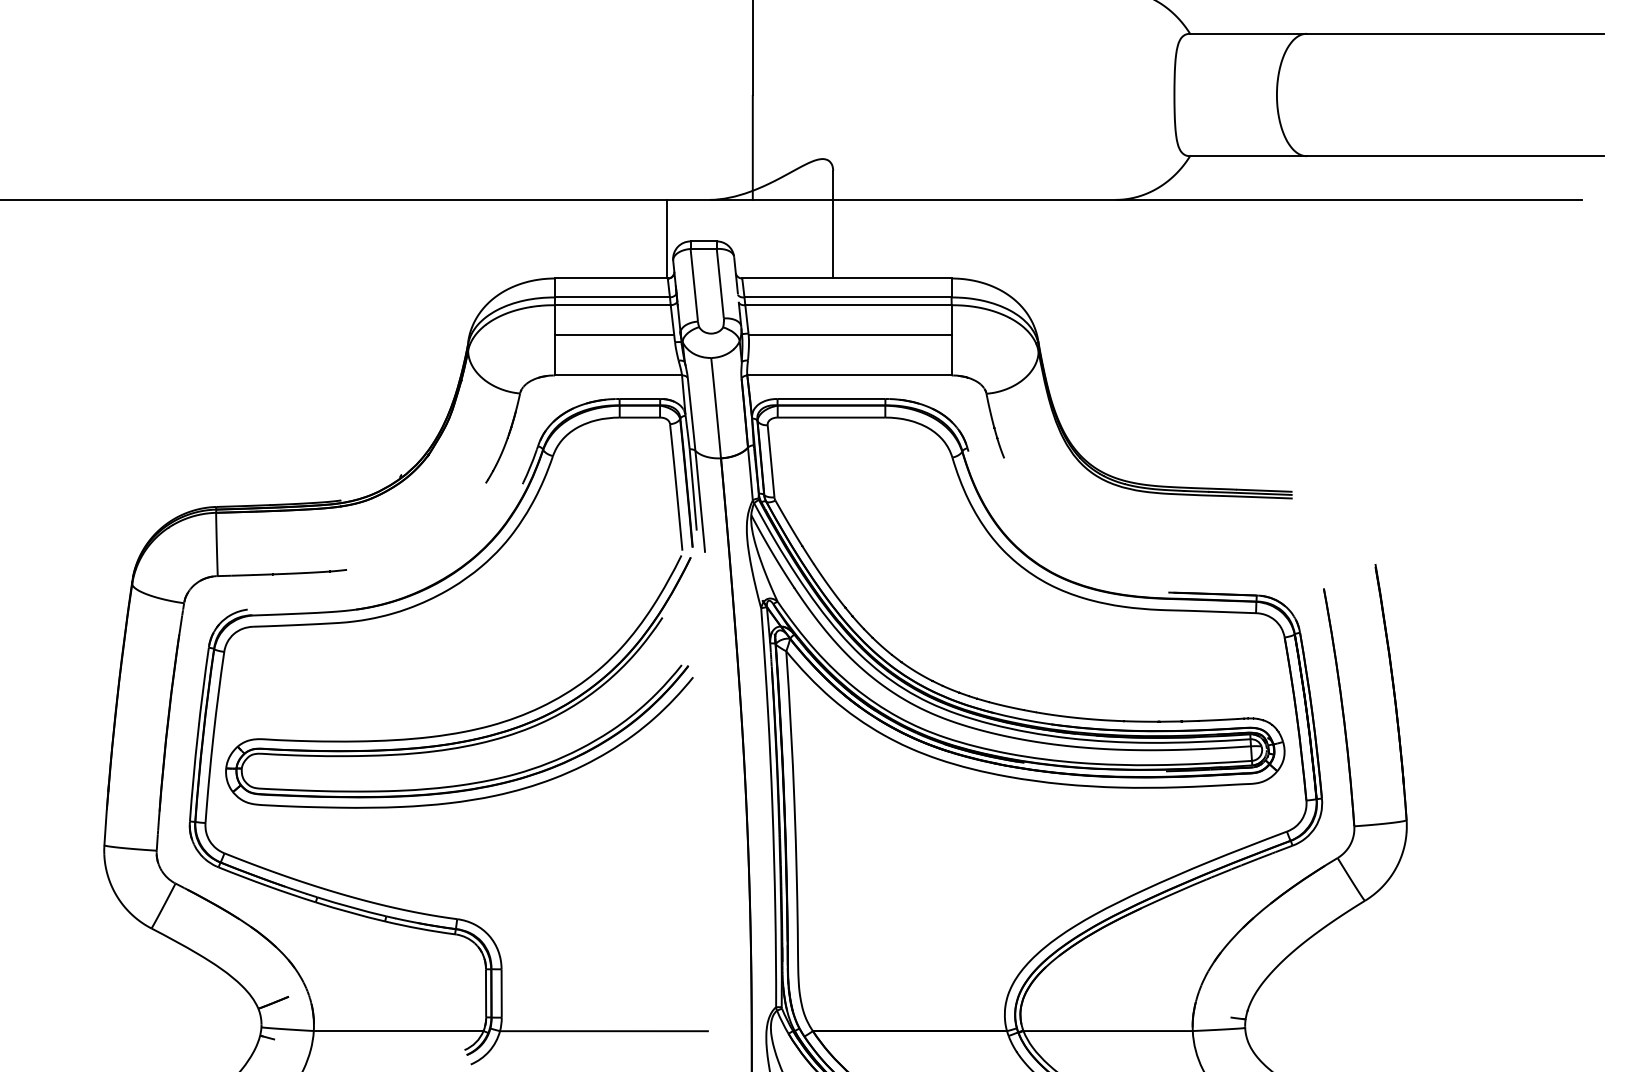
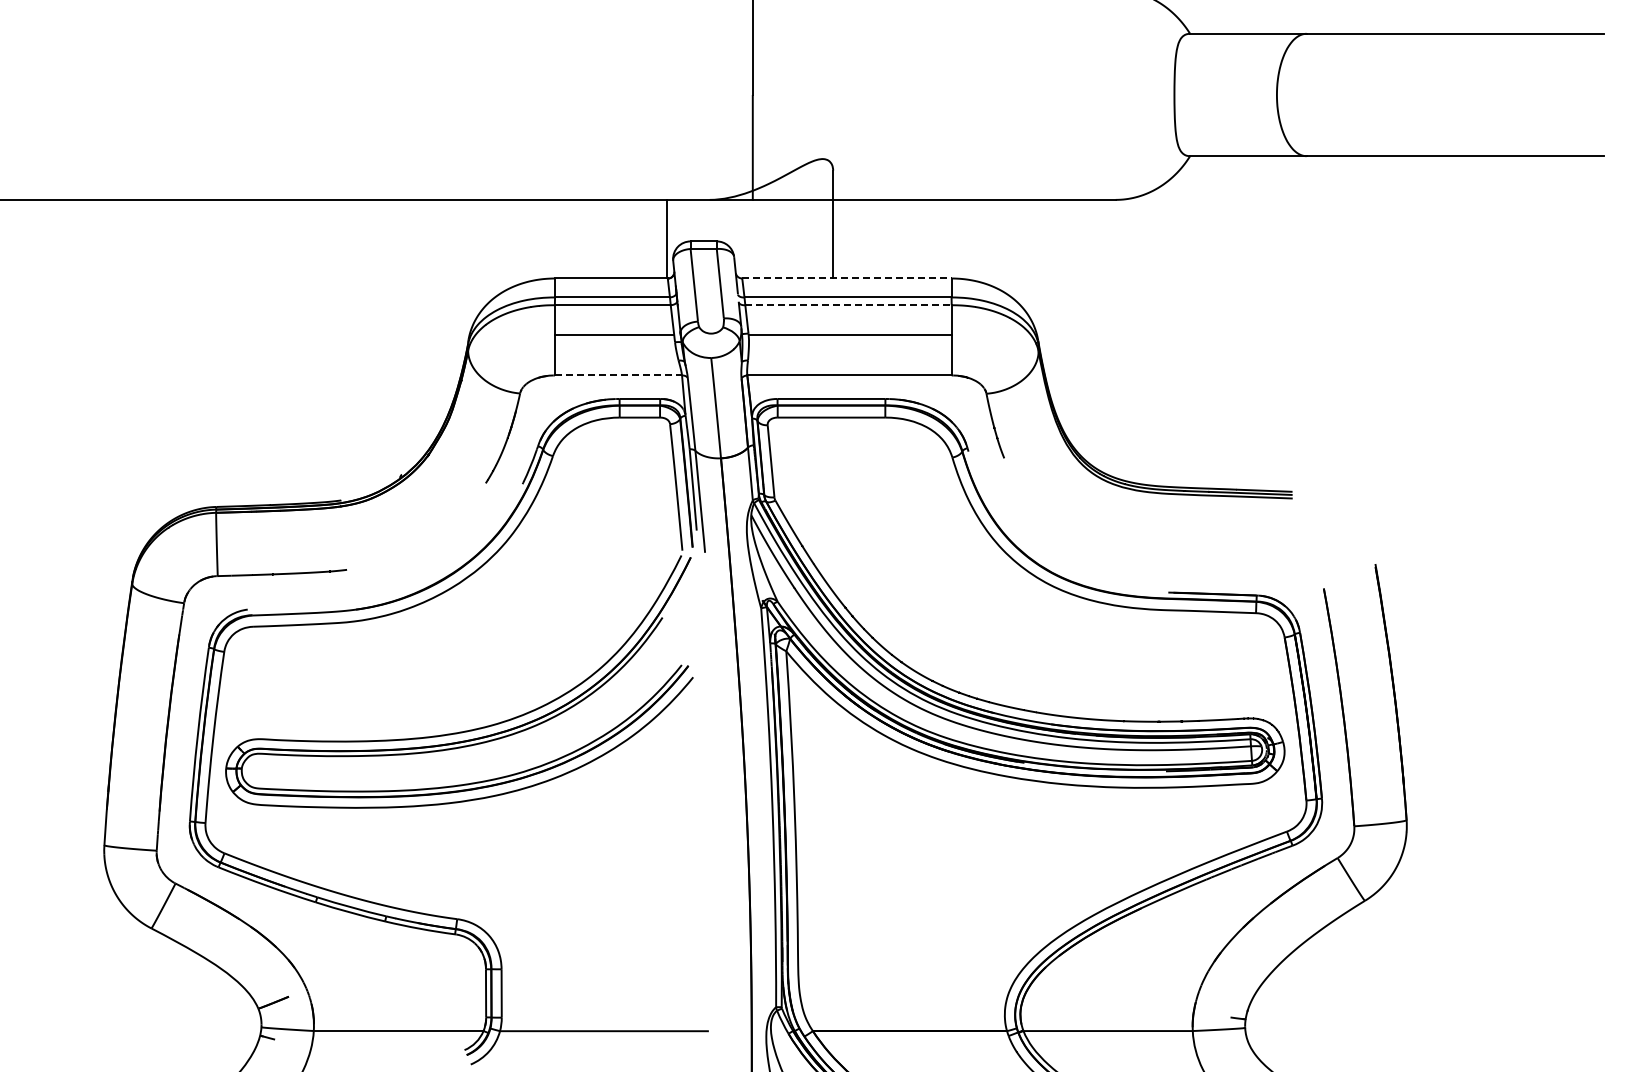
line: present -> none (1349, 199)
line: solid -> dashed (846, 278)
line: solid -> dashed (849, 305)
line: solid -> dashed (618, 375)
